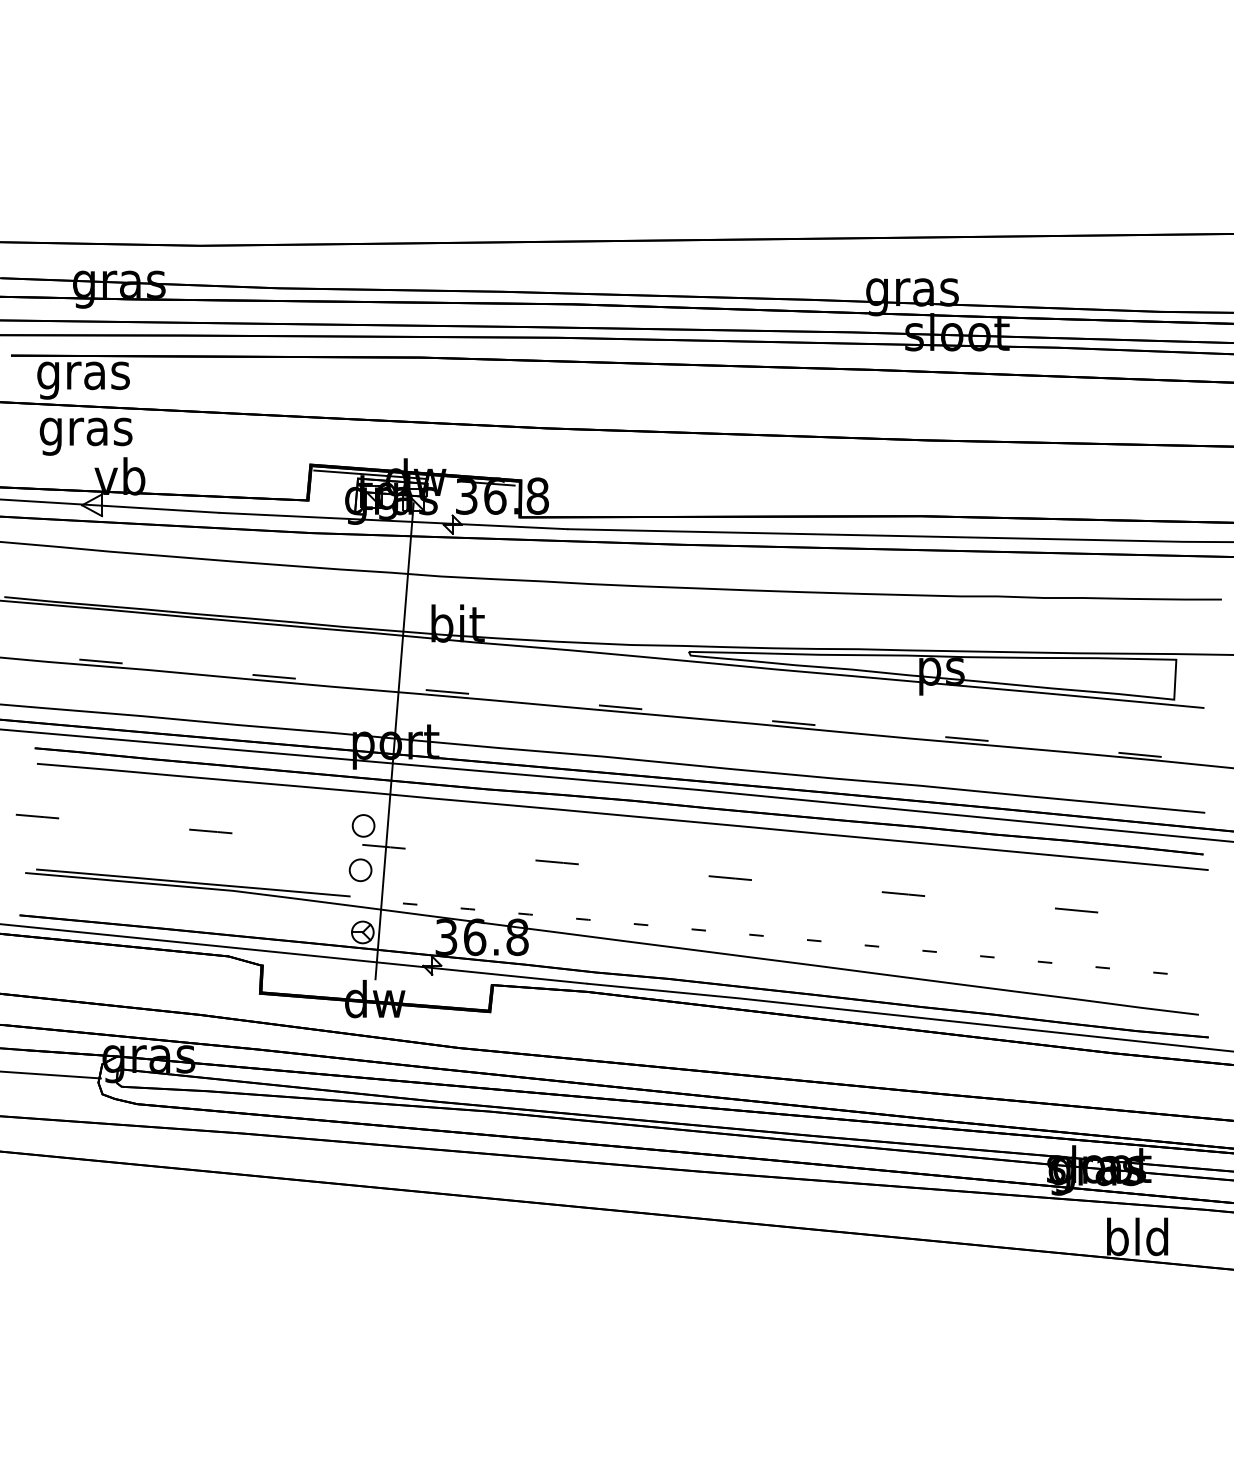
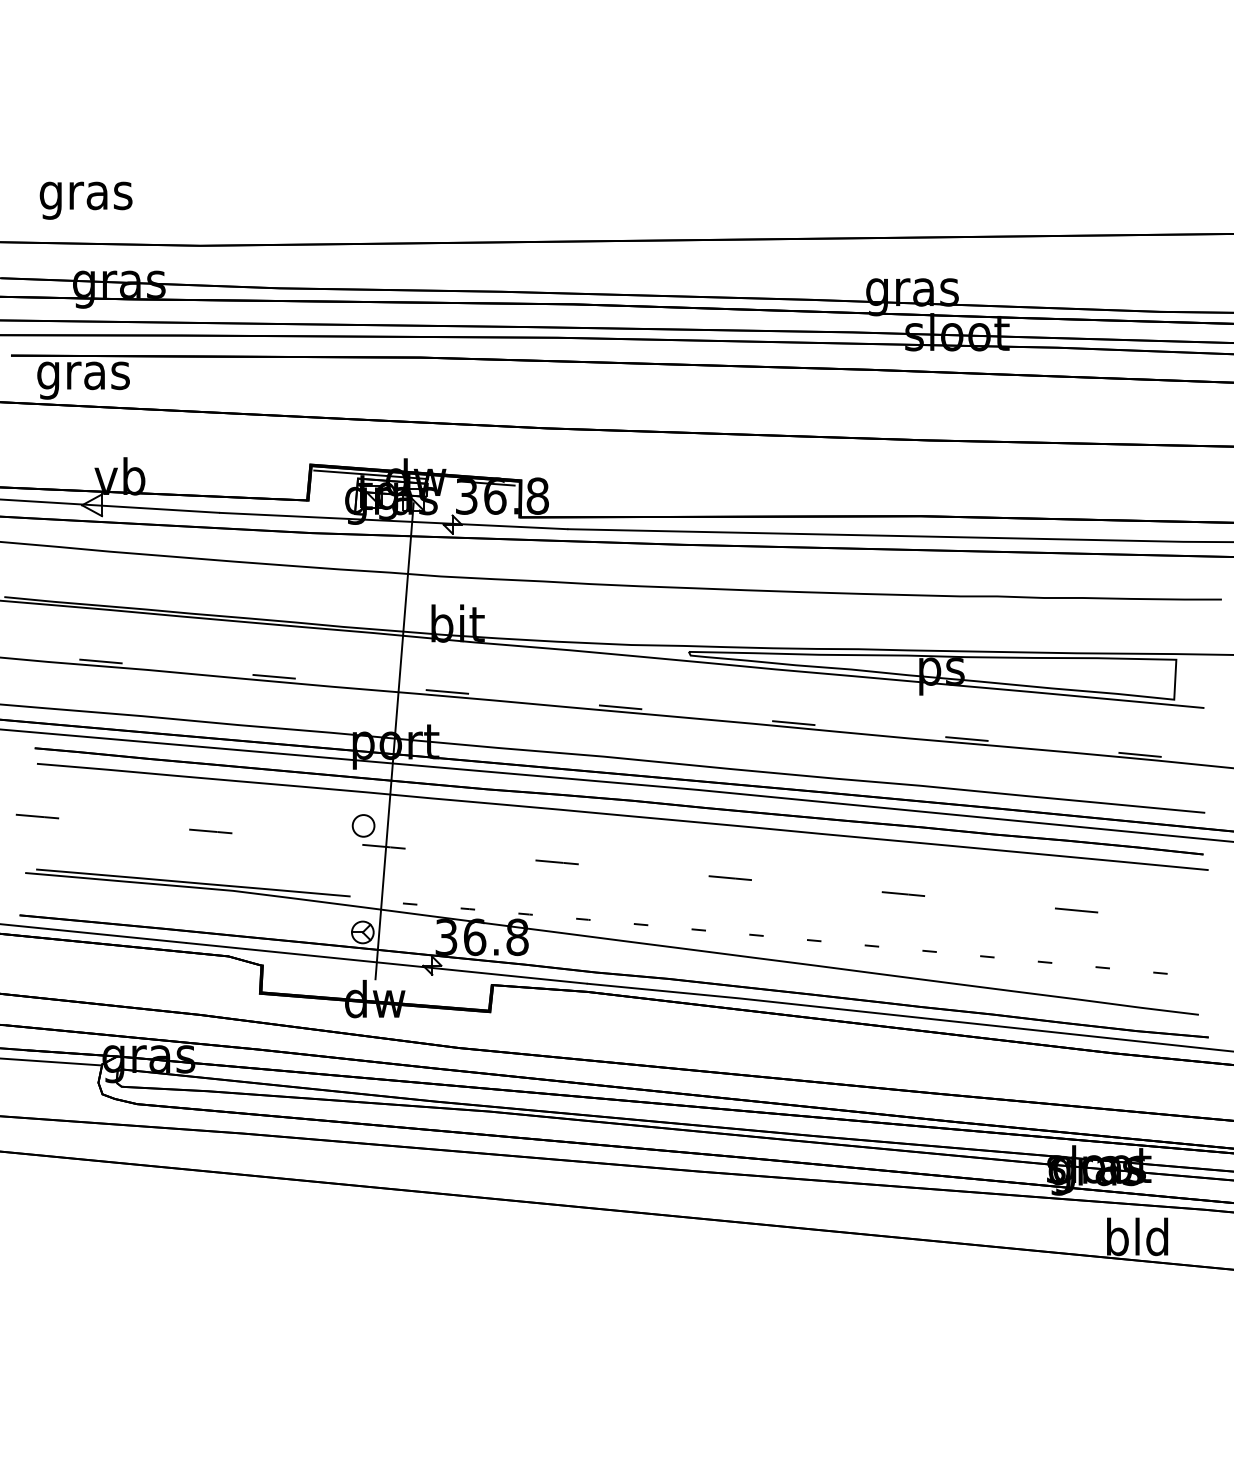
text position: (85, 436) -> (85, 200) (85, 200)
part: present -> none (360, 869)
line position: (51, 1074) -> (51, 1061) (51, 1061)
